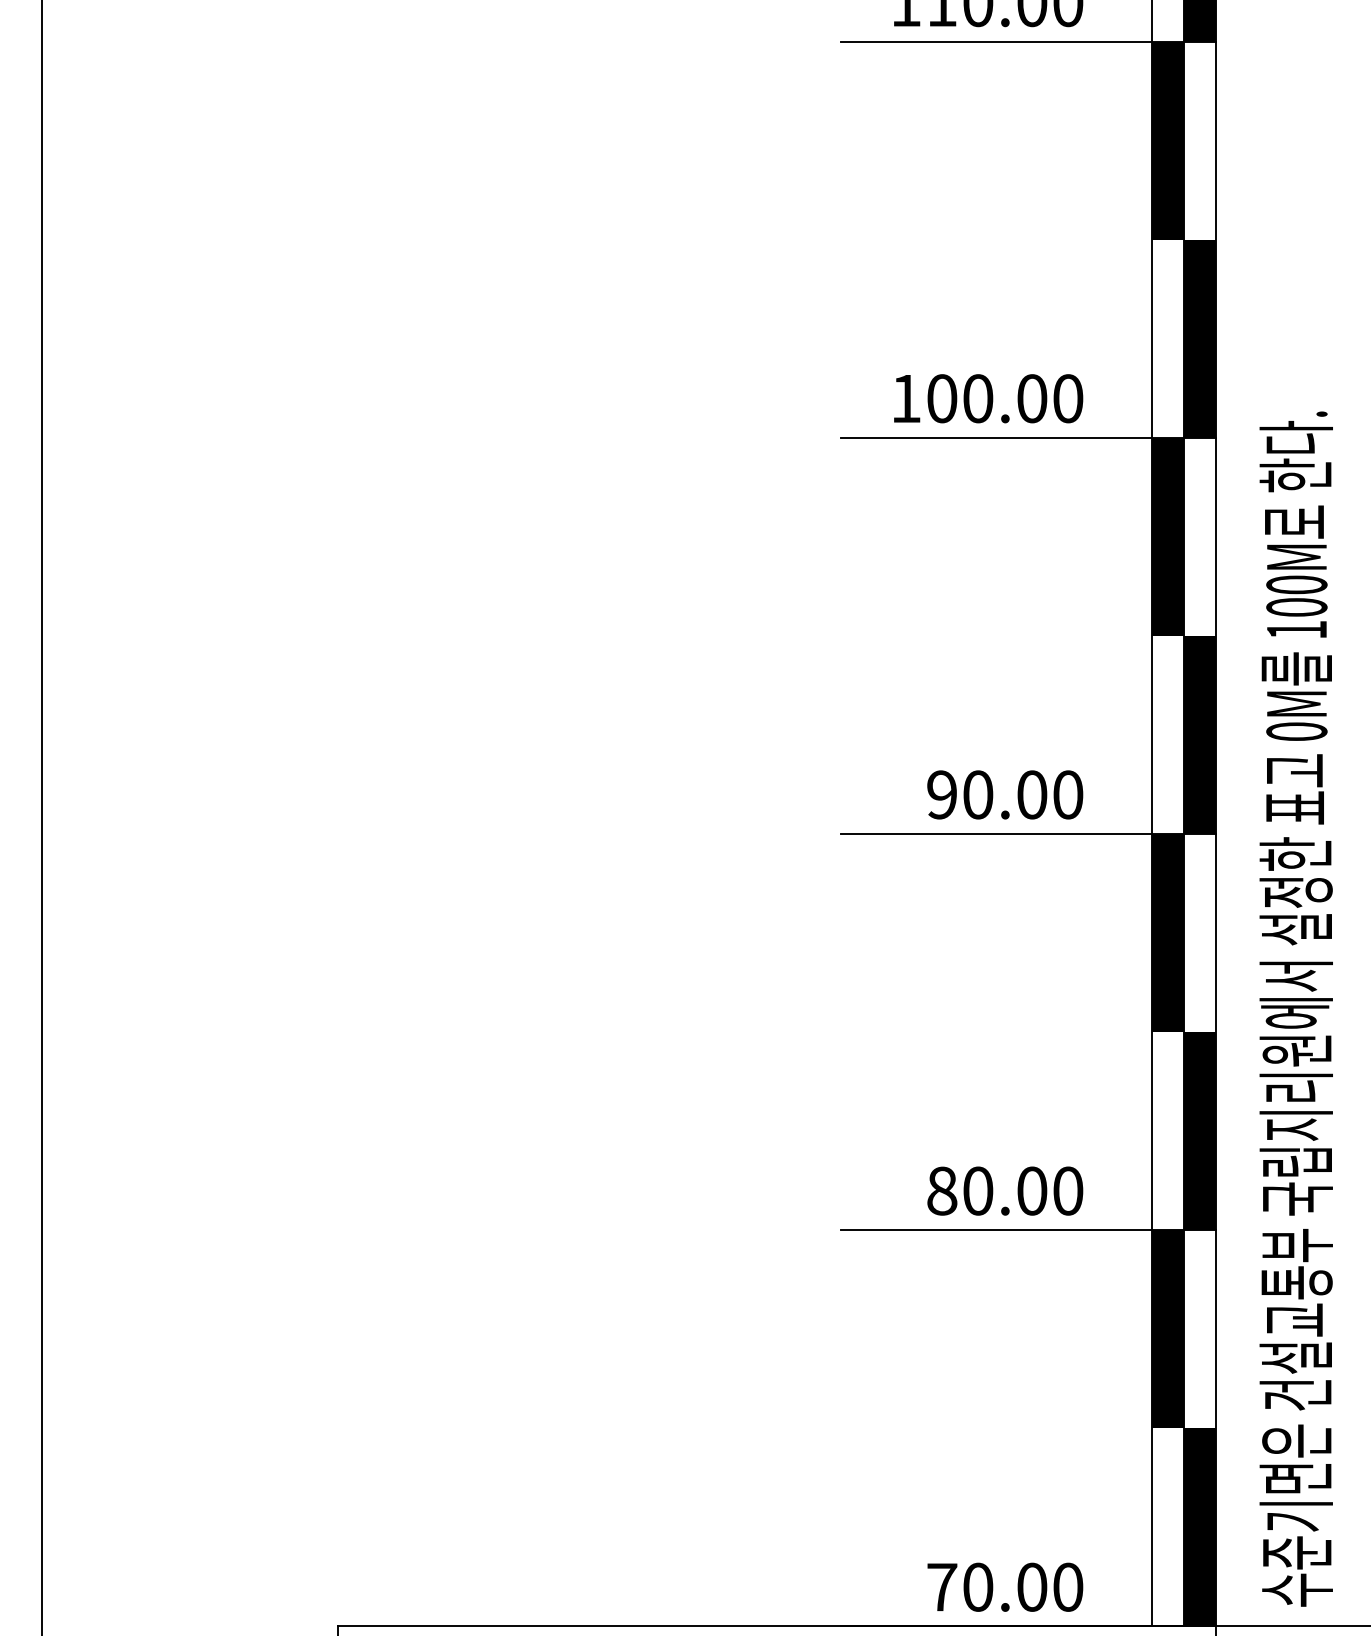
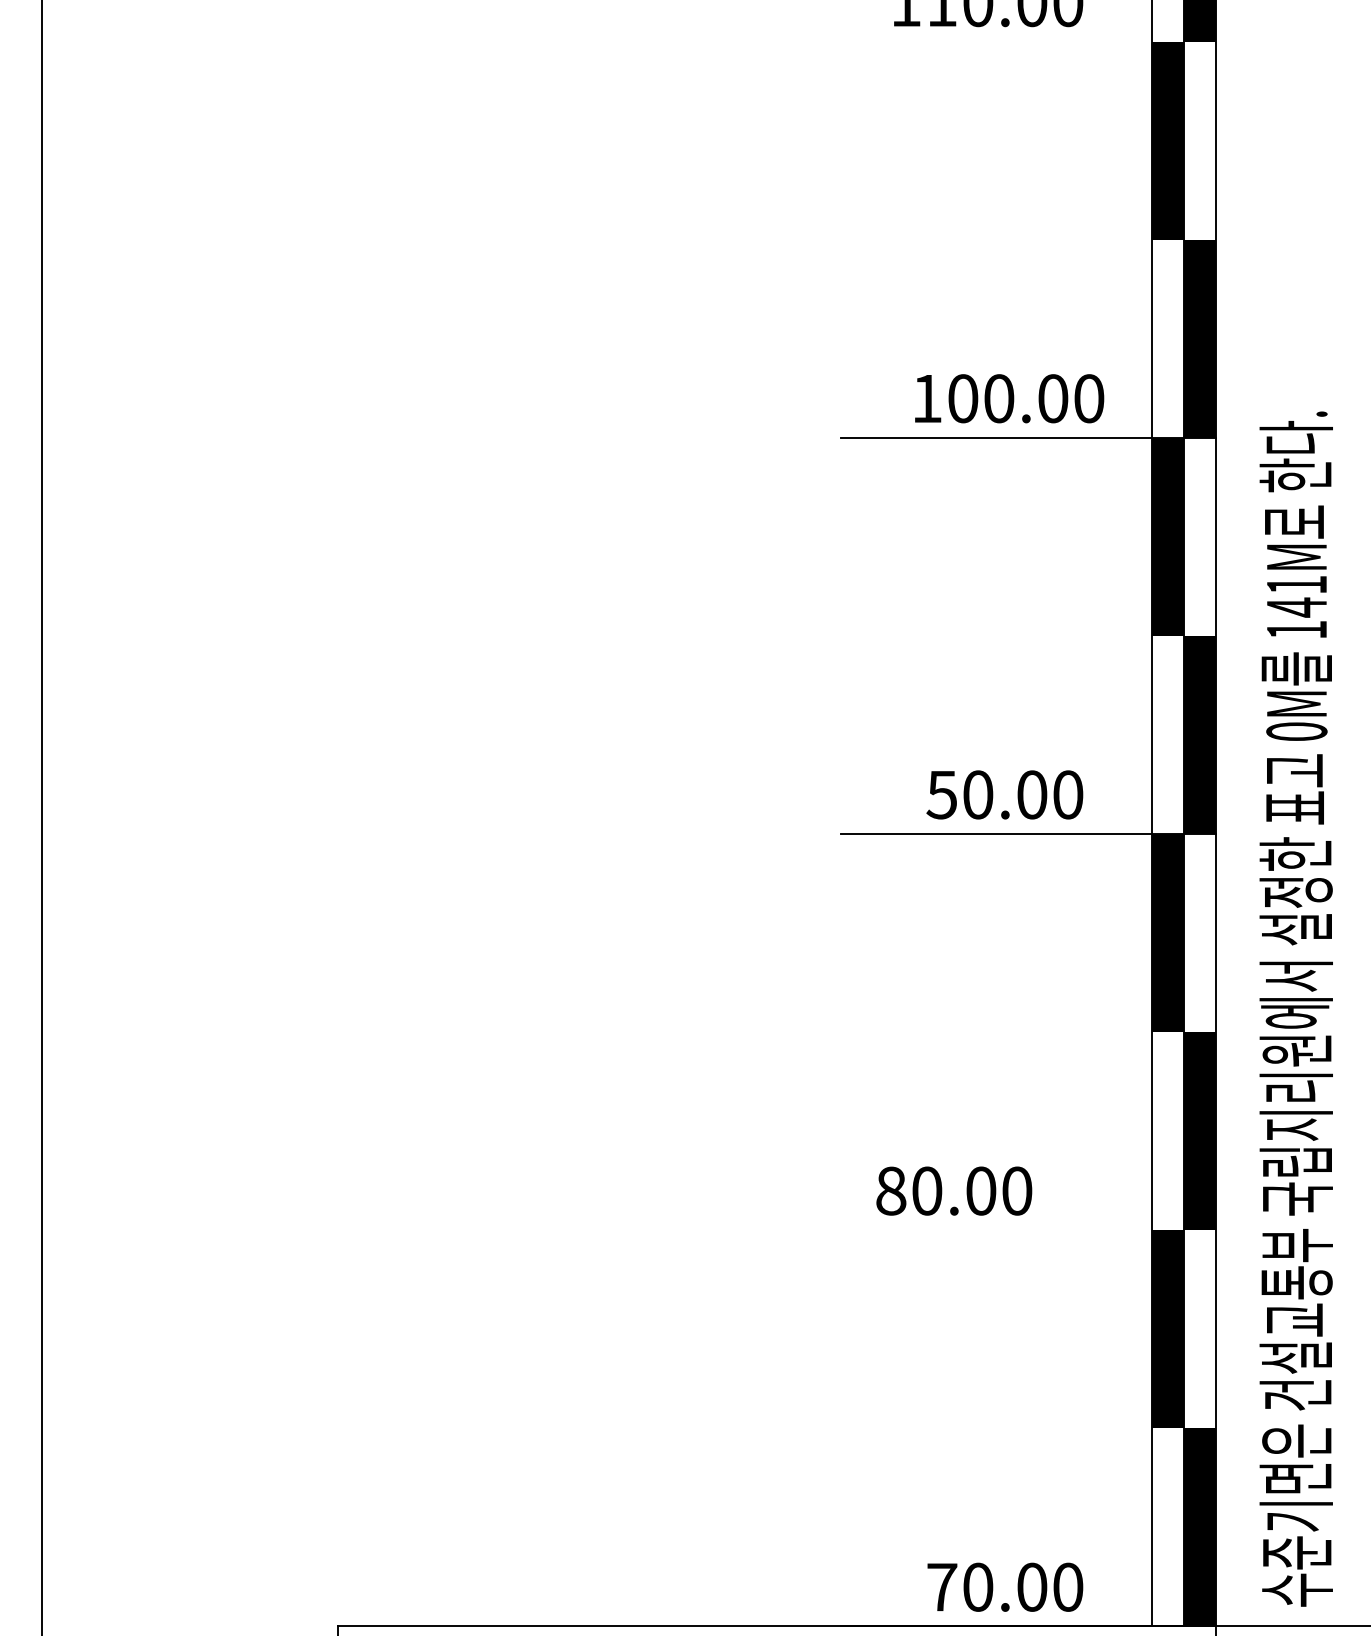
line: present -> none (1027, 41)
text position: (988, 398) -> (1009, 398) (1009, 398)
text: 100M -> 141M (1296, 596)
text: 90.00 -> 50.00 (941, 794)
text position: (1005, 1190) -> (954, 1190) (954, 1190)
line: present -> none (1027, 1230)
